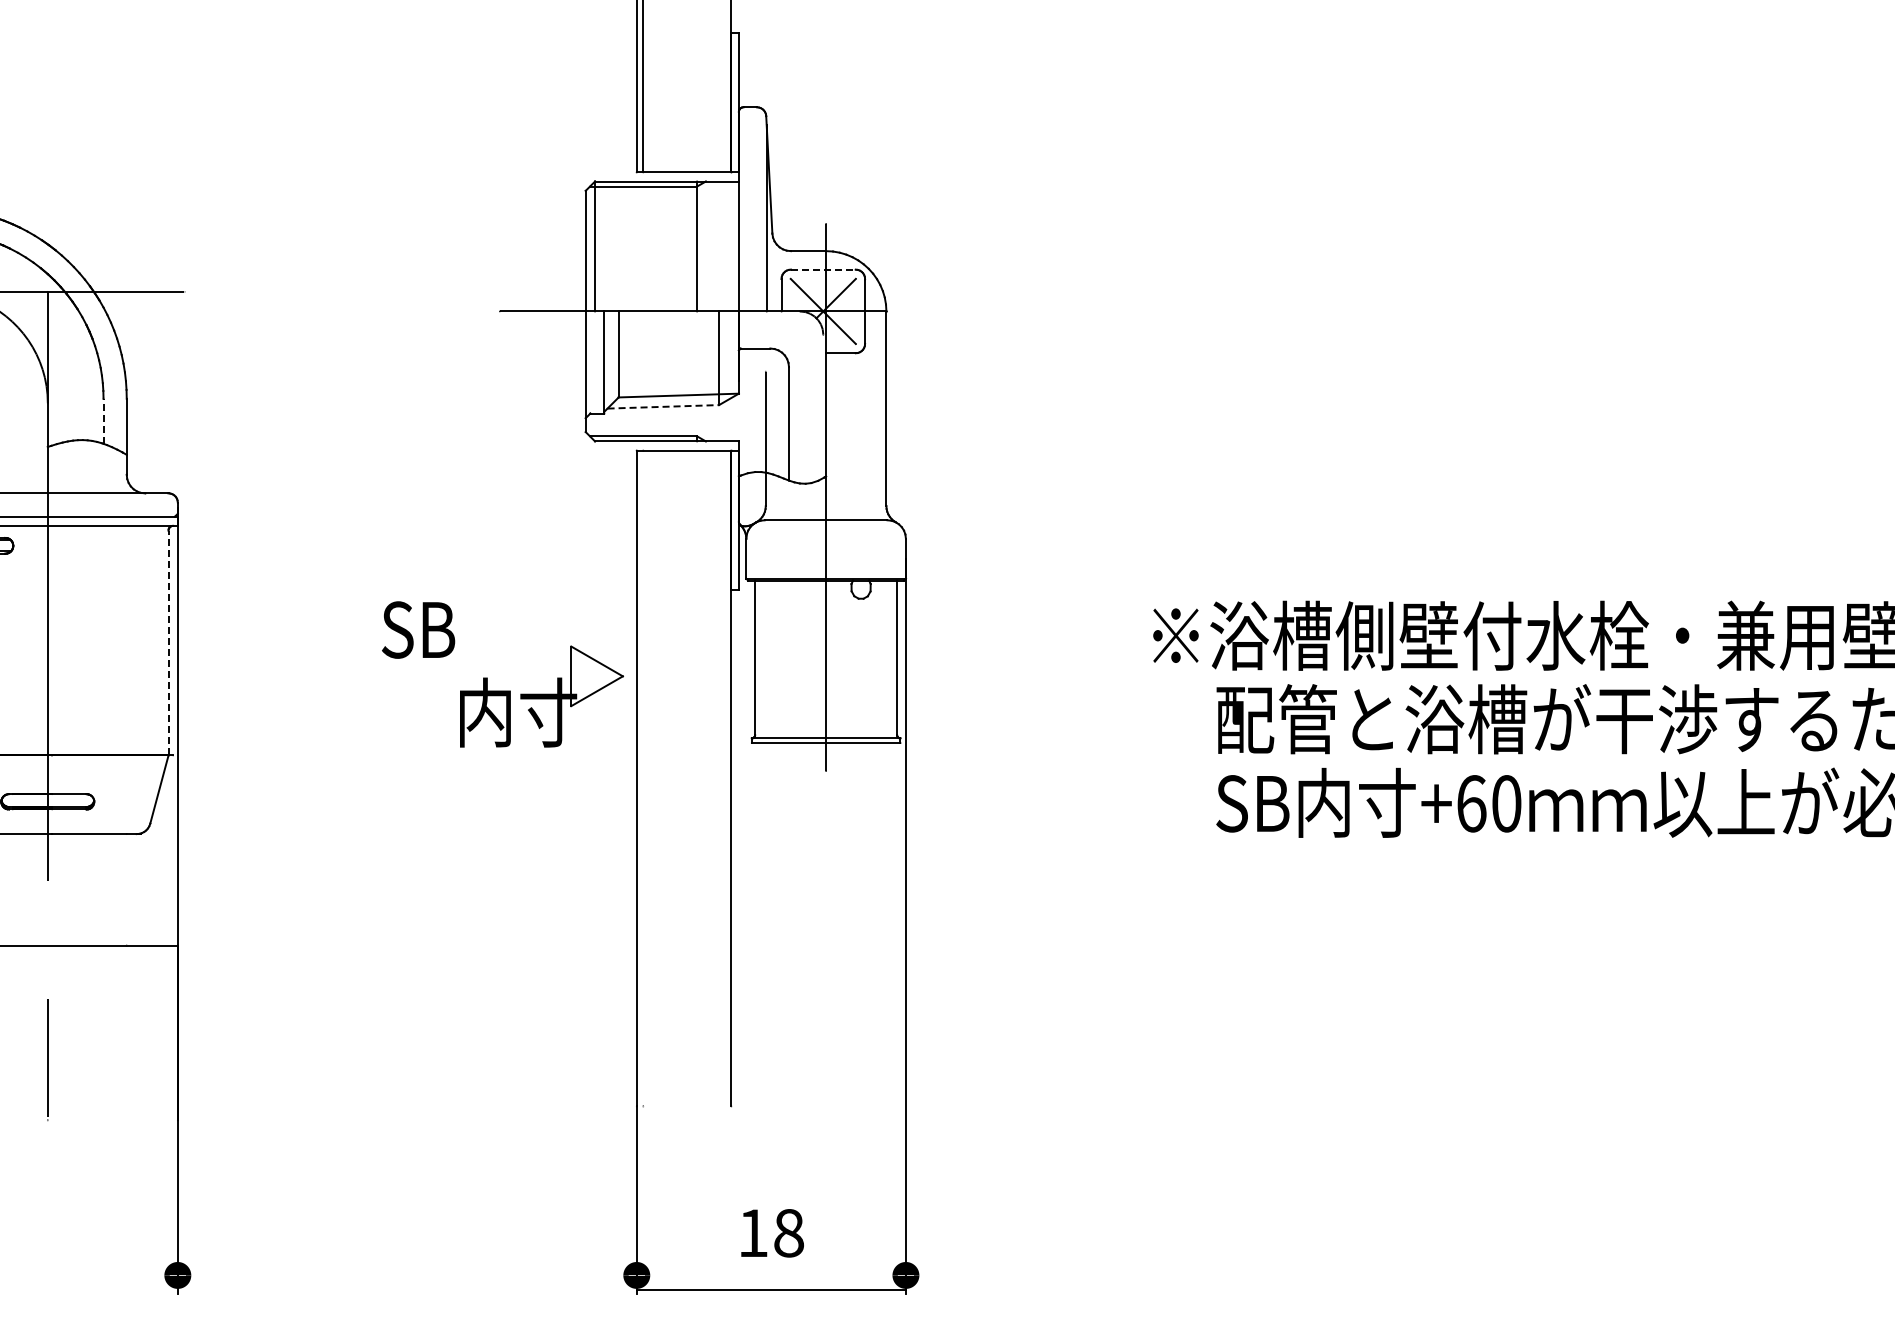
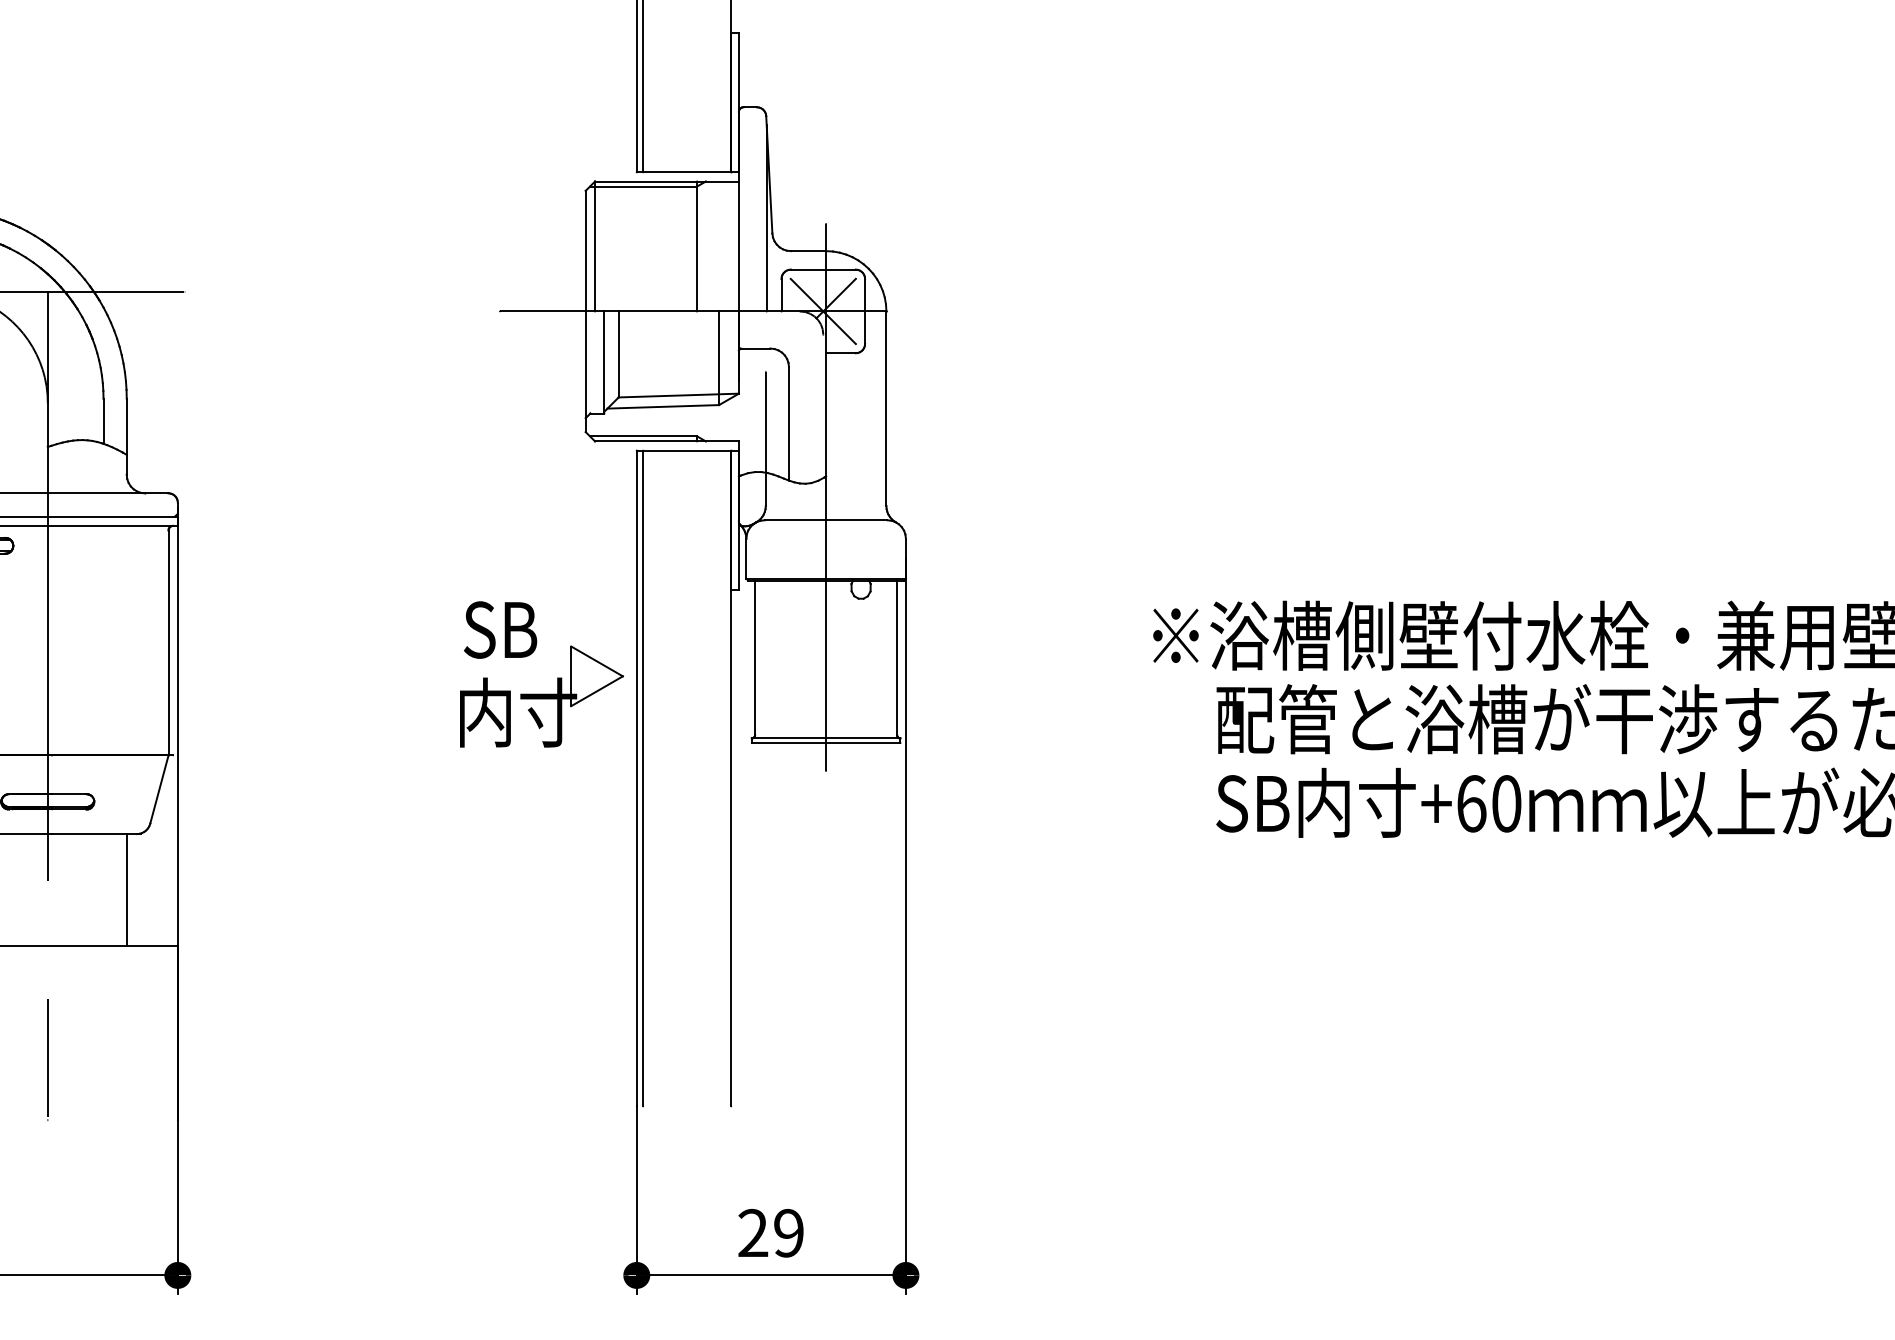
line: dashed -> solid (823, 269)
line: dashed -> solid (663, 406)
line: dashed -> solid (103, 421)
text position: (418, 629) -> (500, 629) (500, 629)
line: dashed -> solid (168, 642)
line: none -> present (643, 778)
line: none -> present (126, 889)
text: 18 -> 29 (770, 1232)
line: none -> present (89, 1275)
line position: (770, 1290) -> (770, 1275) (770, 1275)
